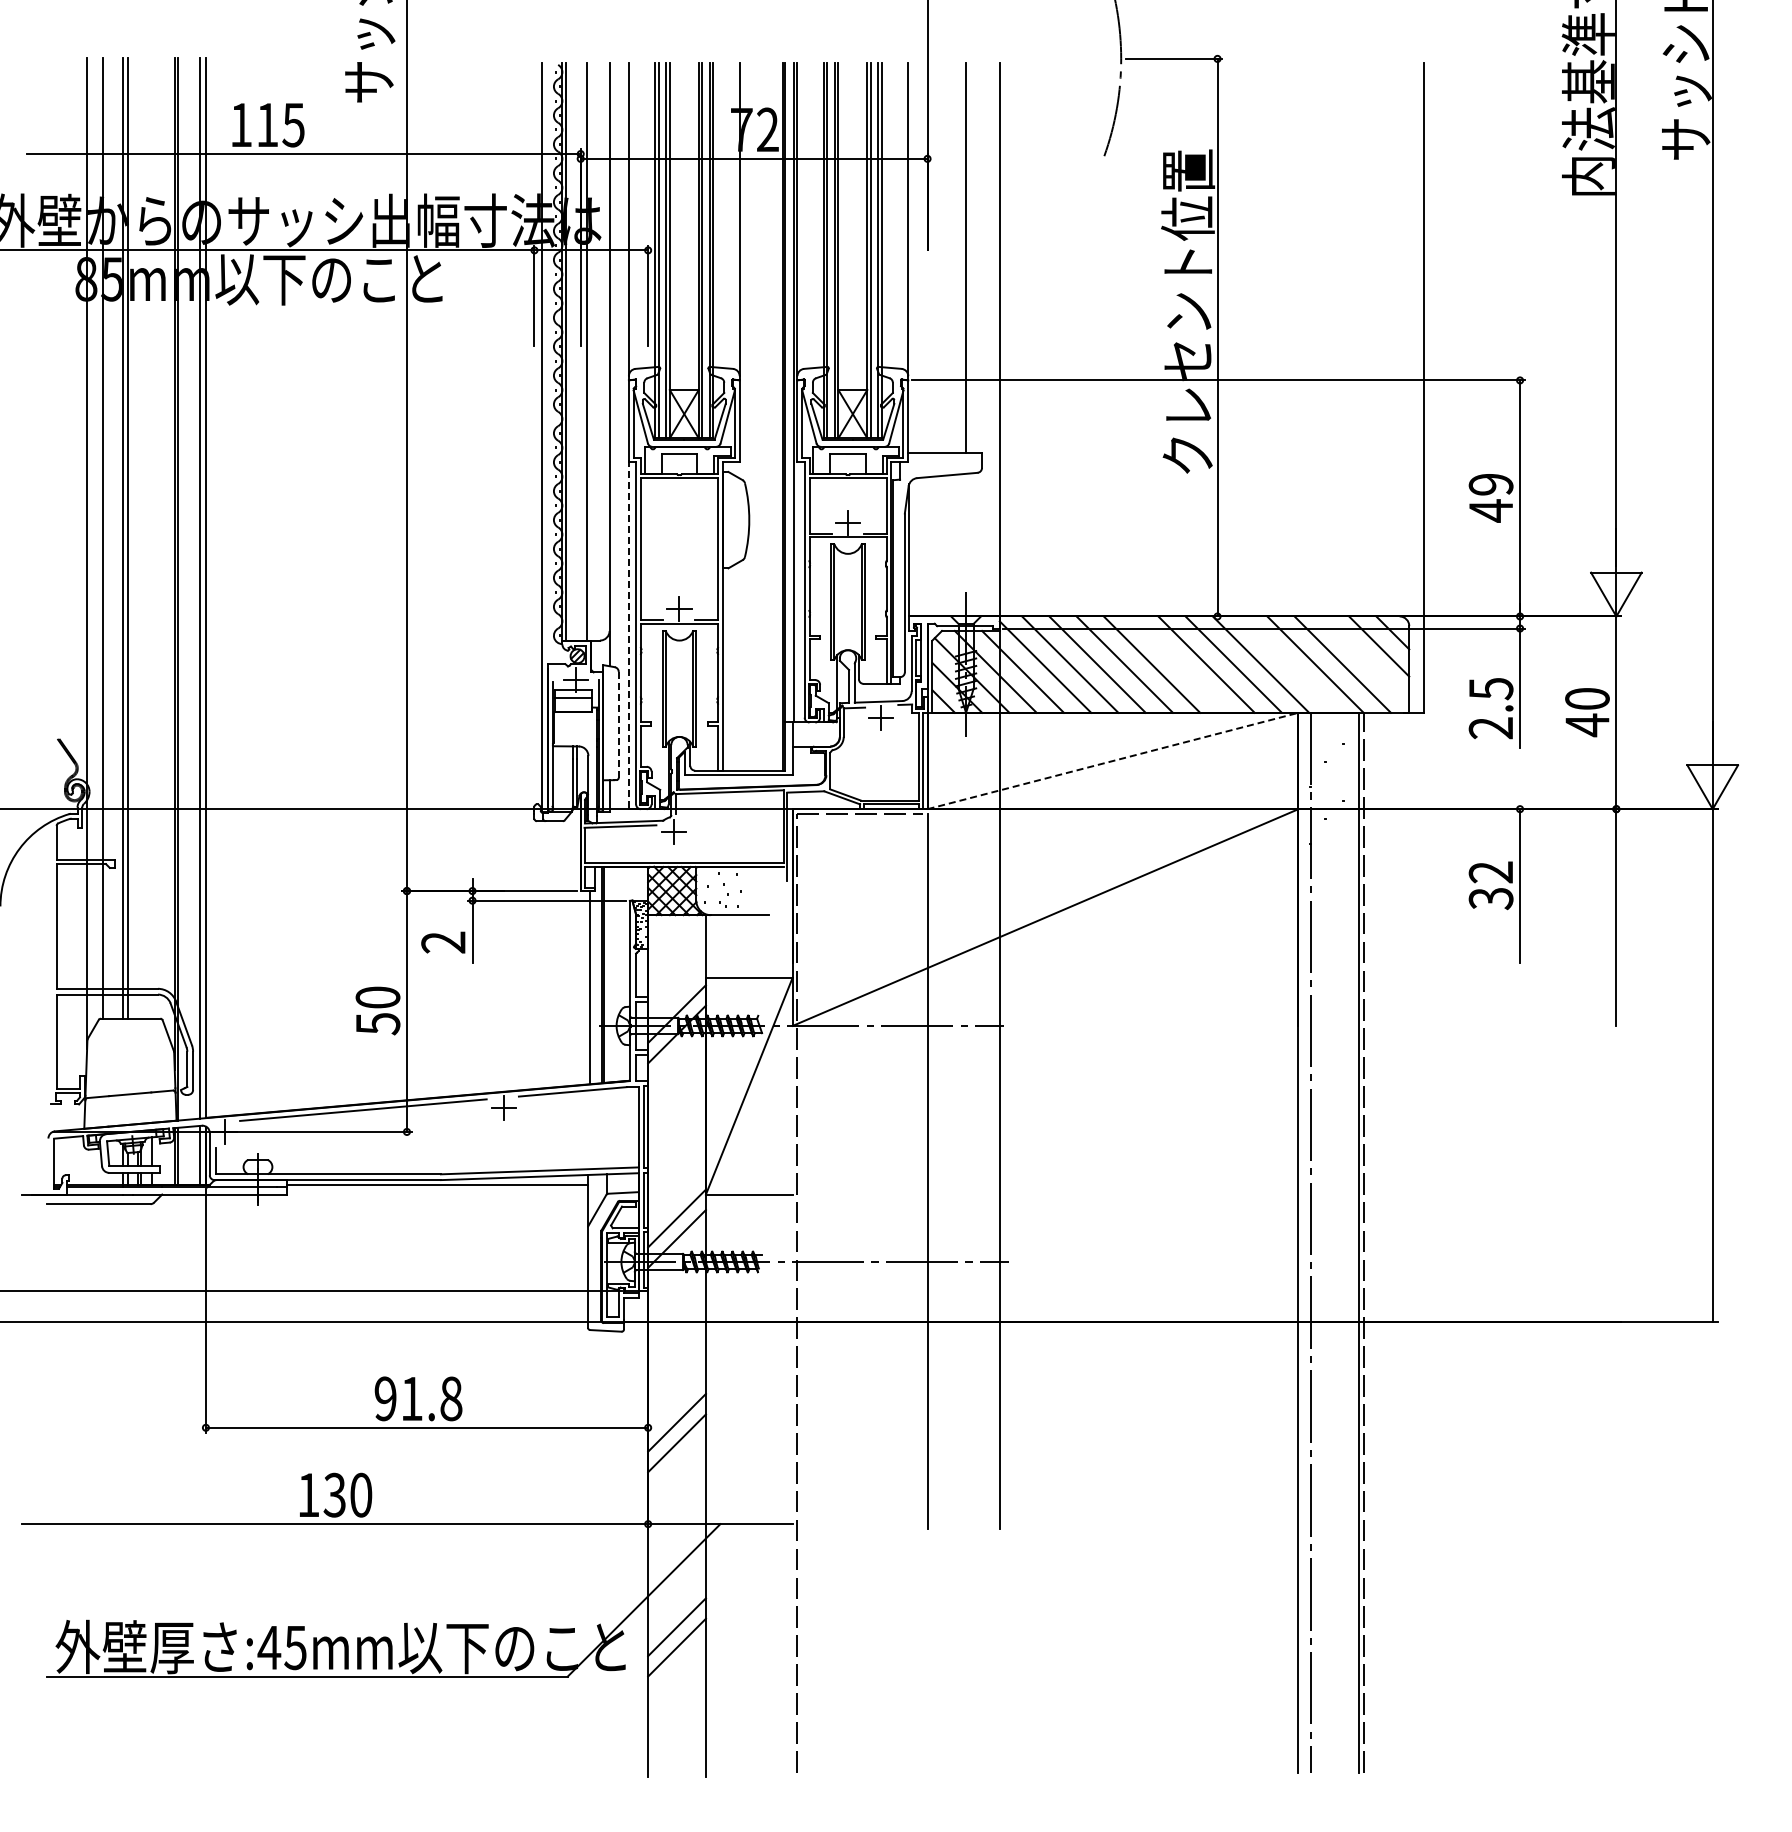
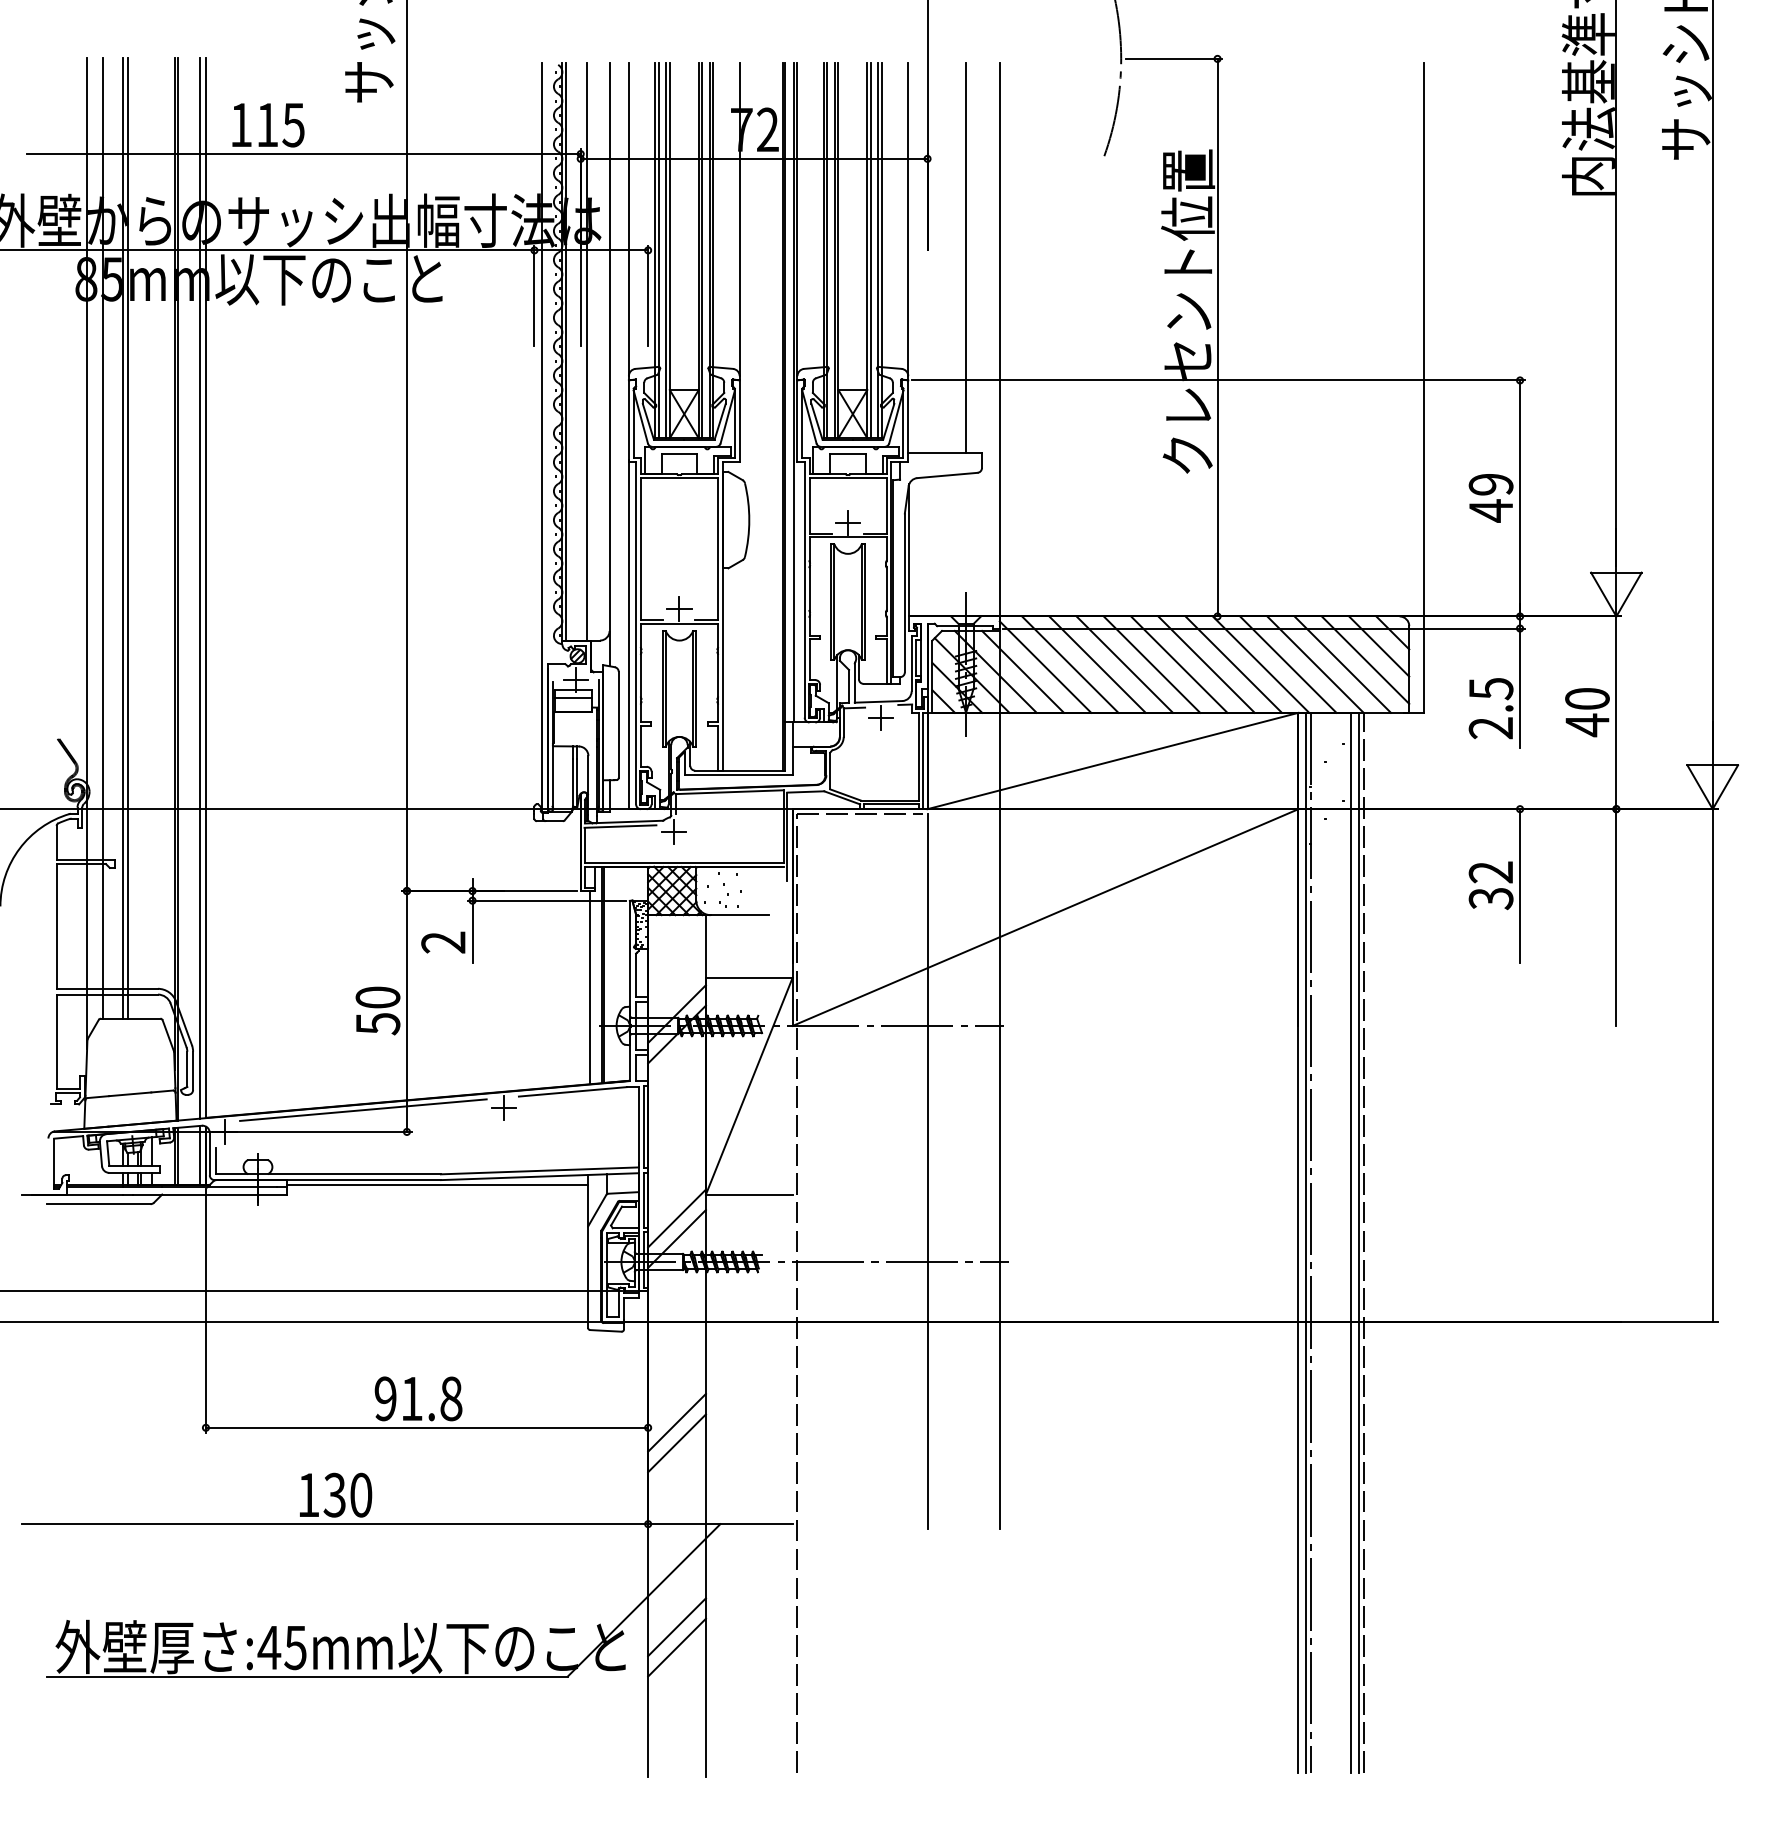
line: dashed -> solid (628, 634)
line: none -> present (1365, 659)
line: none -> present (1179, 664)
line: none -> present (1288, 664)
line: dashed -> solid (618, 724)
line: dashed -> solid (1113, 761)
line: none -> present (1305, 1242)
line: none -> present (1351, 1242)
